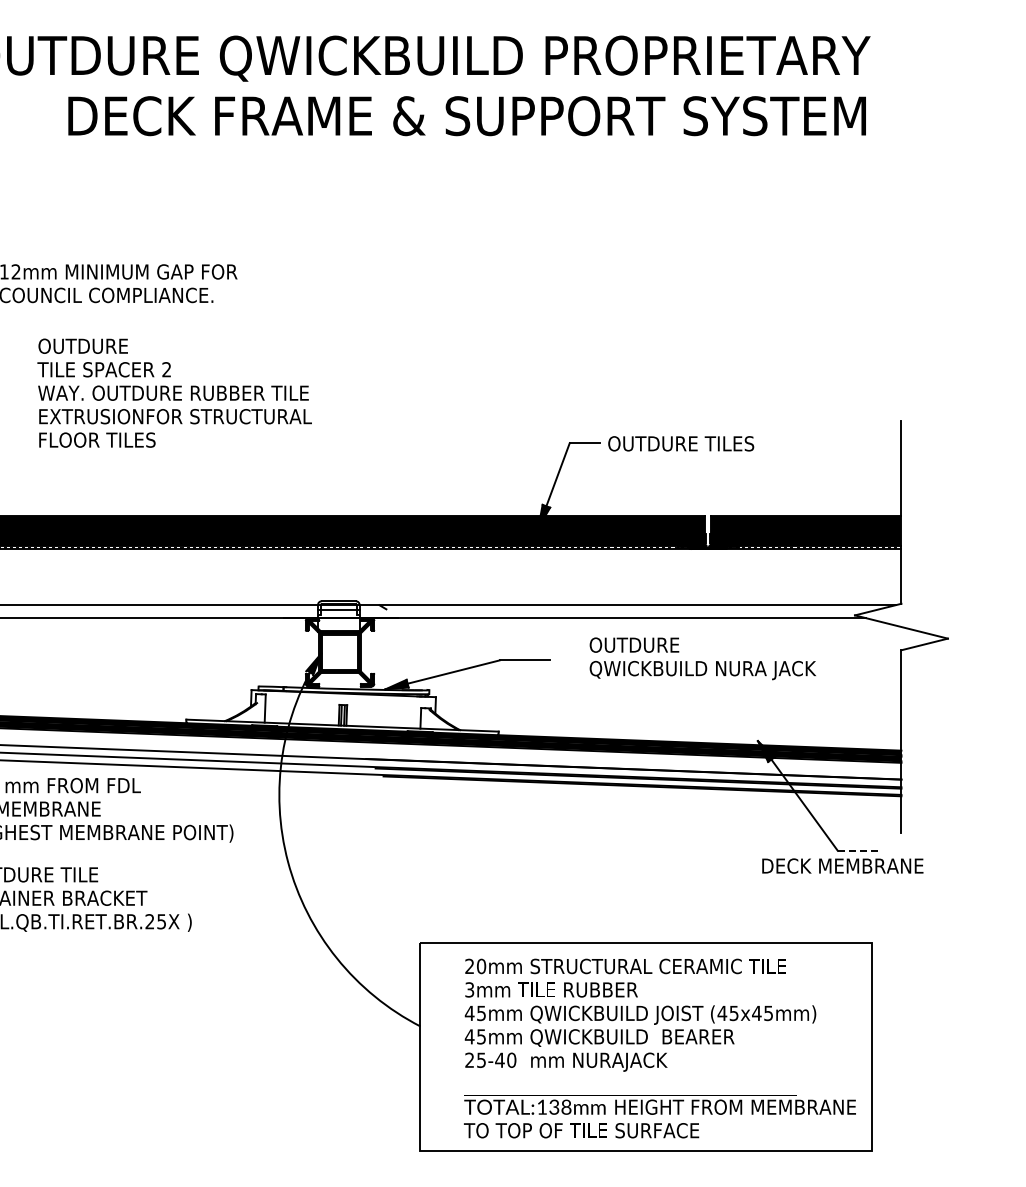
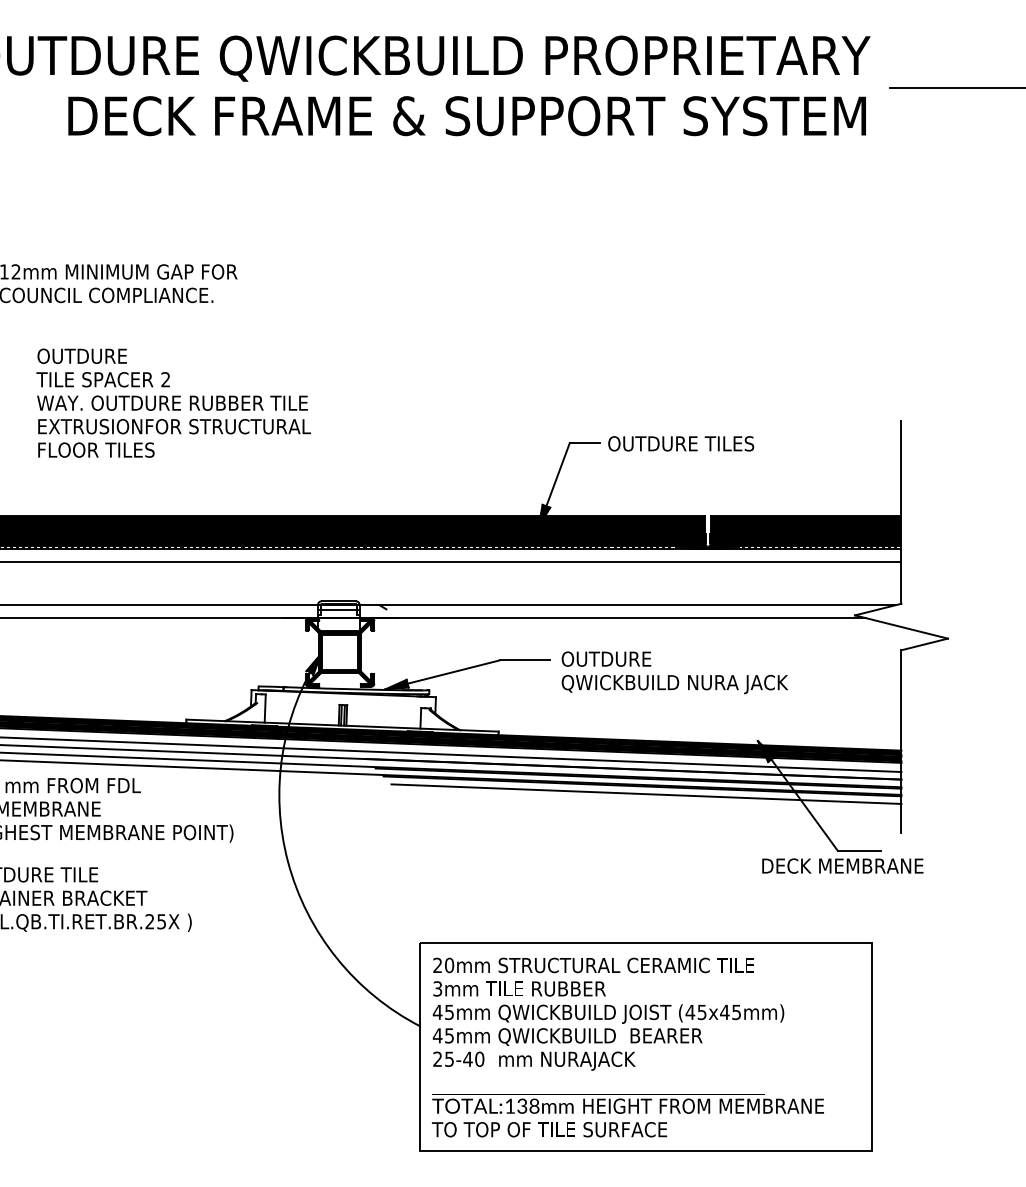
line: none -> present (955, 87)
text position: (174, 392) -> (173, 402) (173, 402)
line: none -> present (451, 562)
text position: (702, 658) -> (674, 672) (674, 672)
line: none -> present (451, 754)
line: none -> present (646, 793)
line: dashed -> solid (859, 850)
text position: (659, 1048) -> (627, 1047) (627, 1047)
